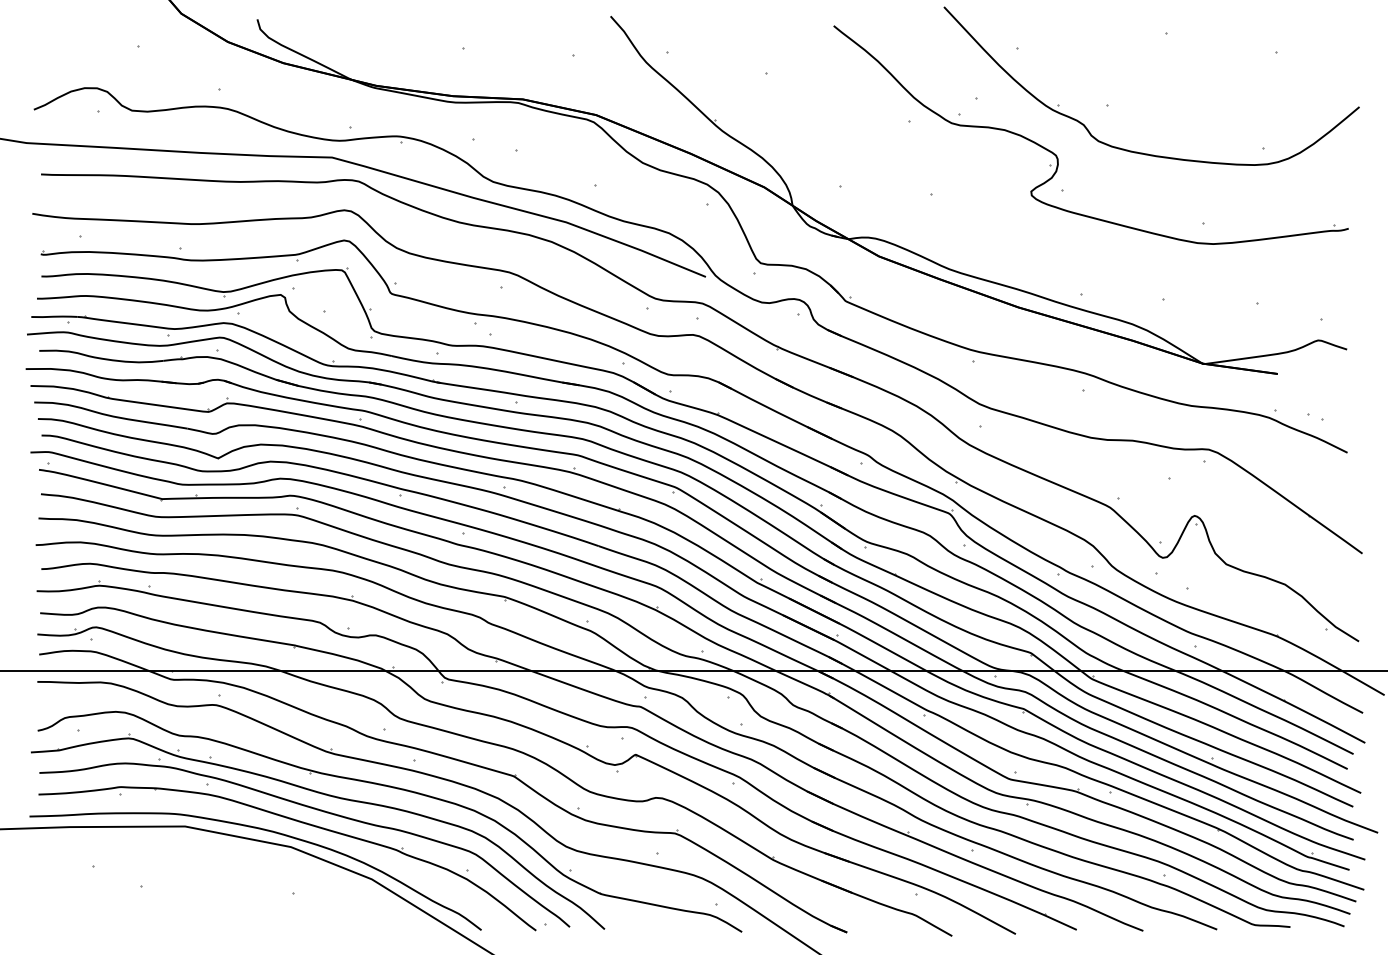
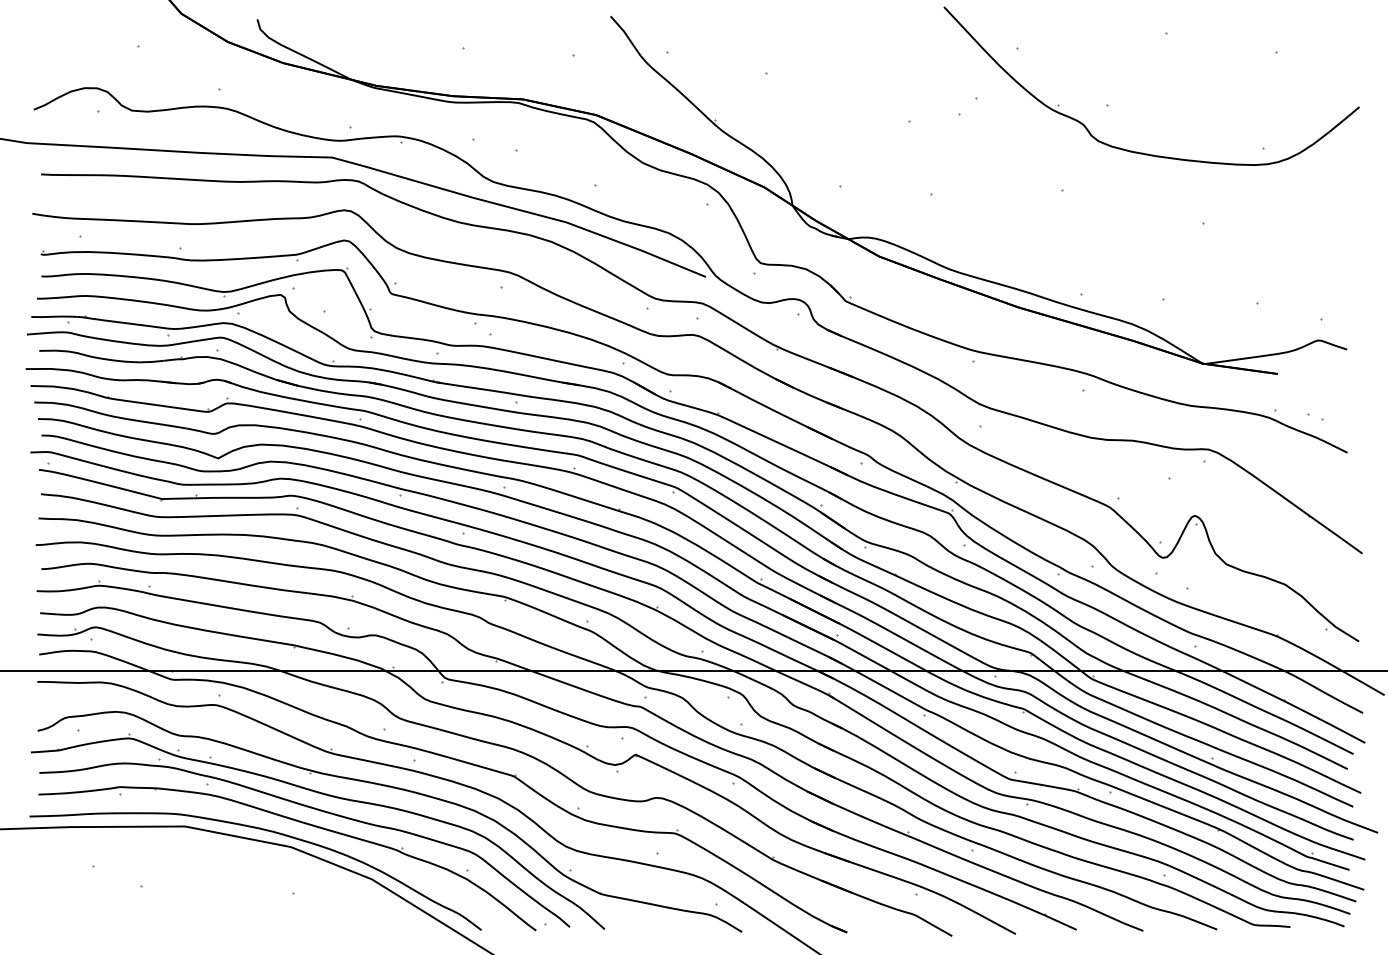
part: present -> none (1056, 154)
